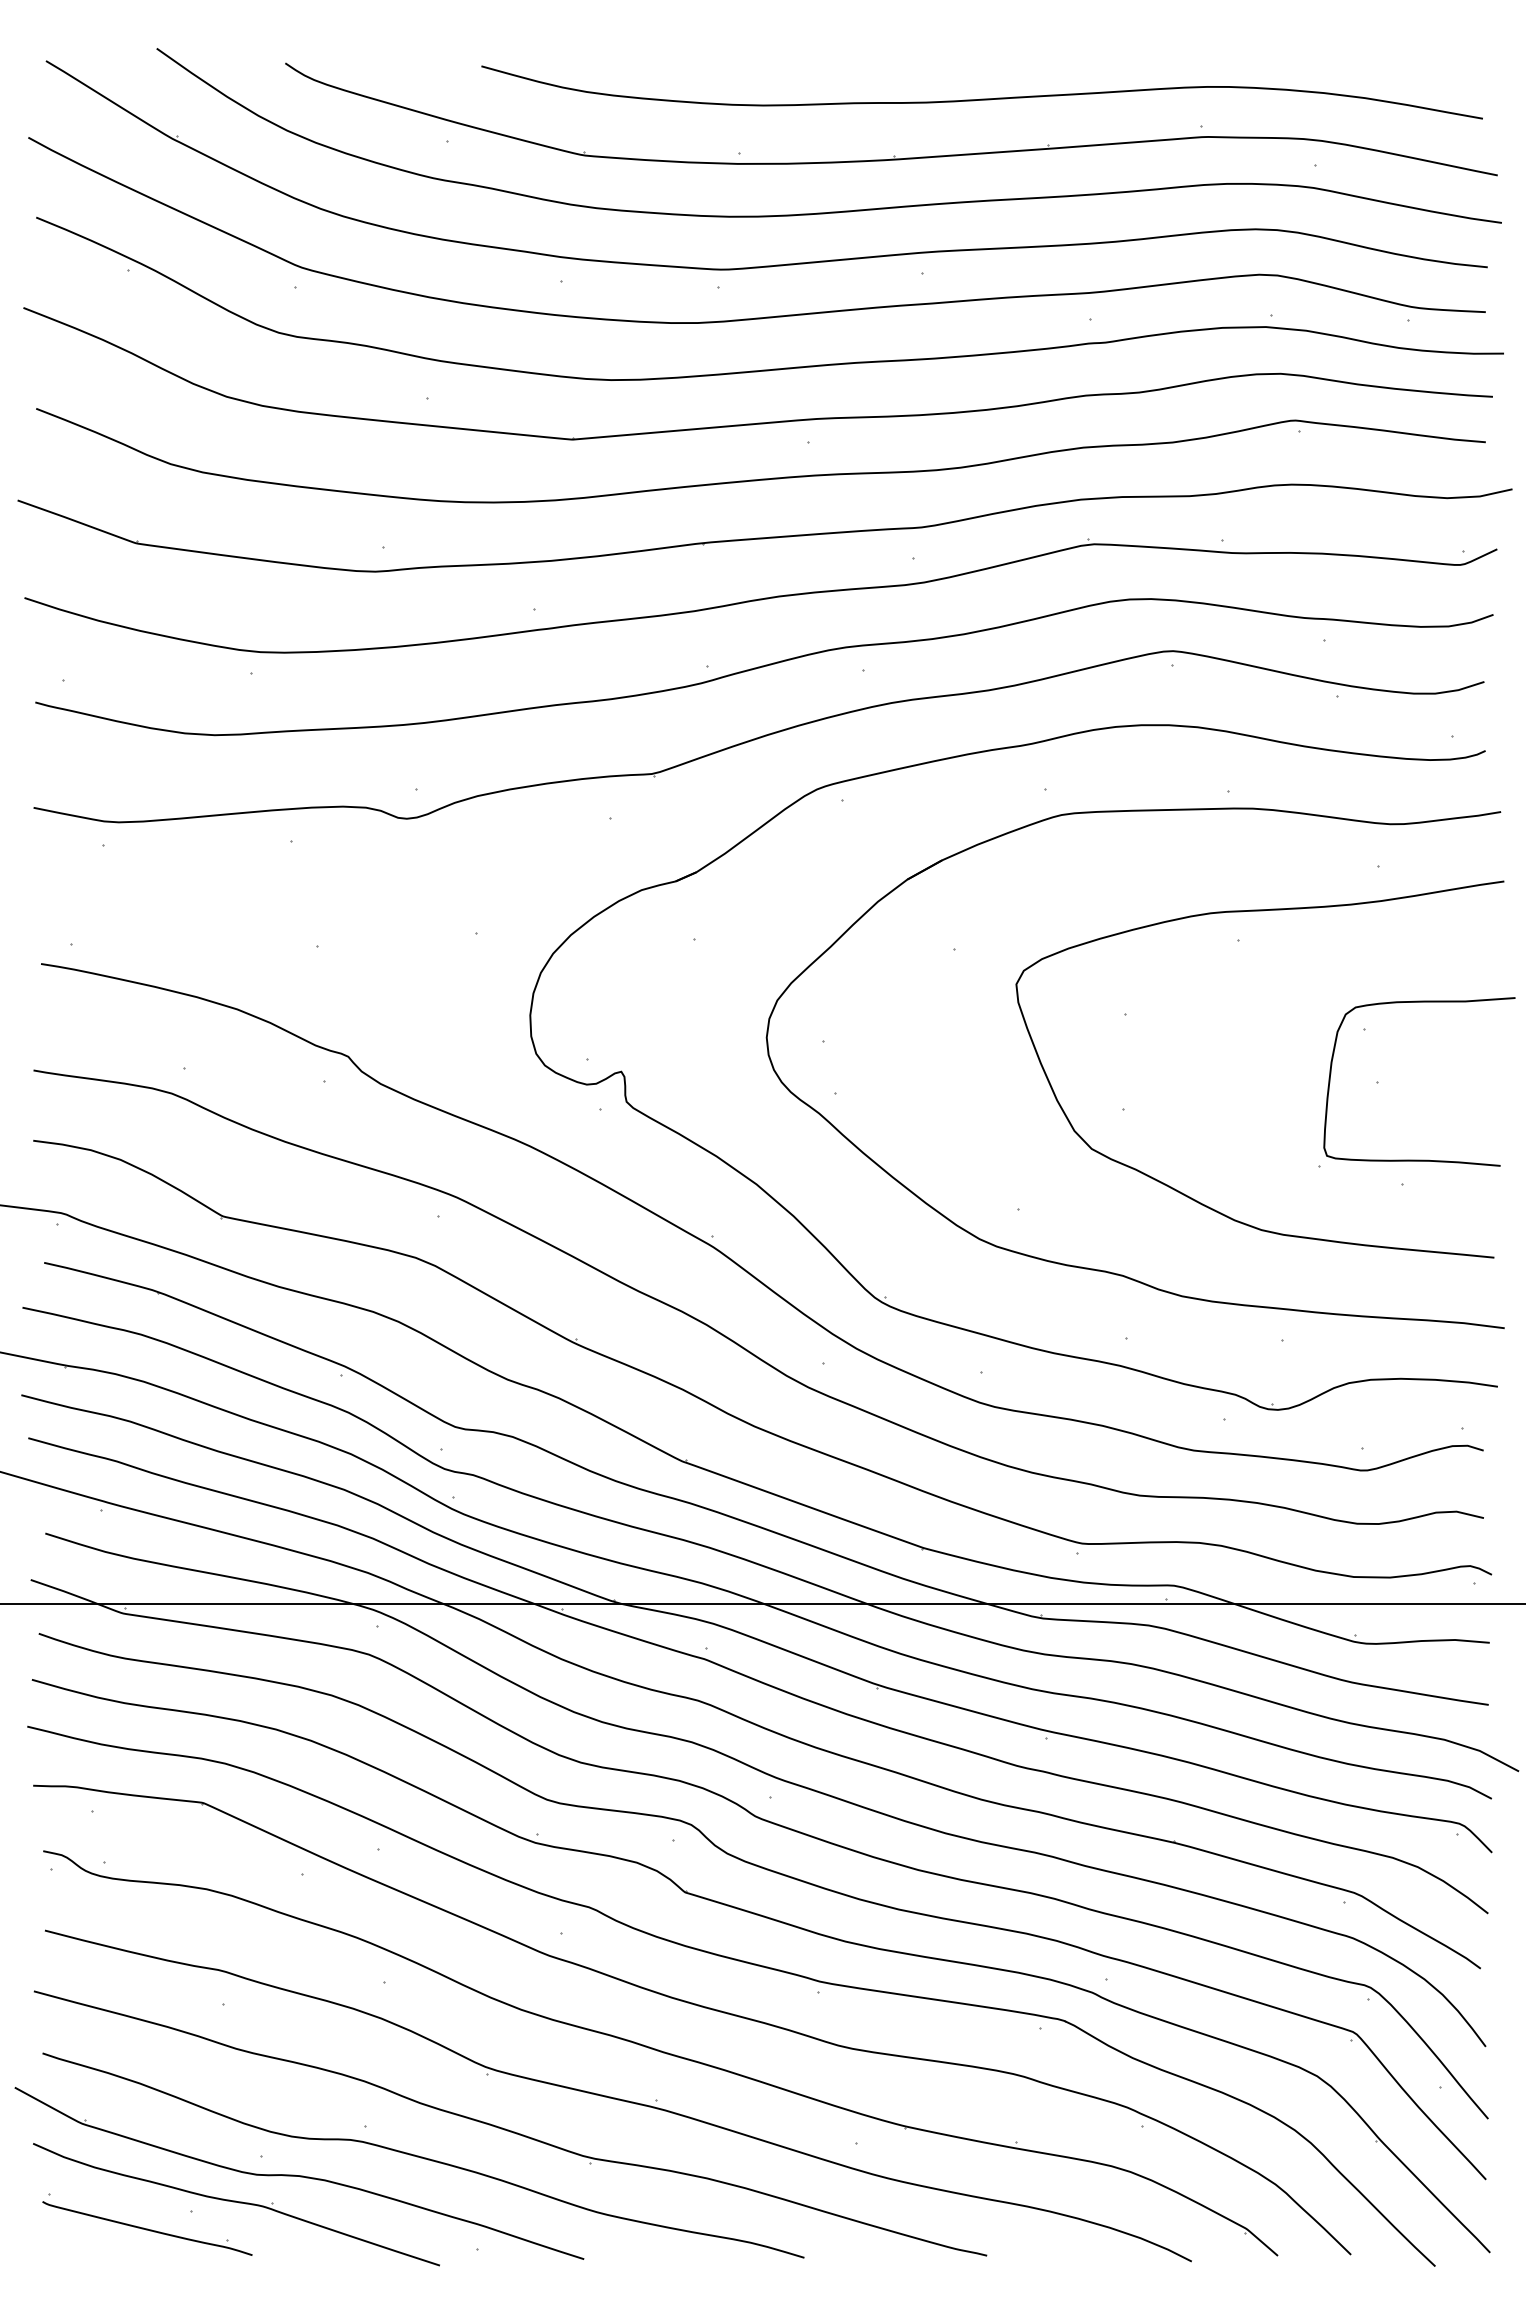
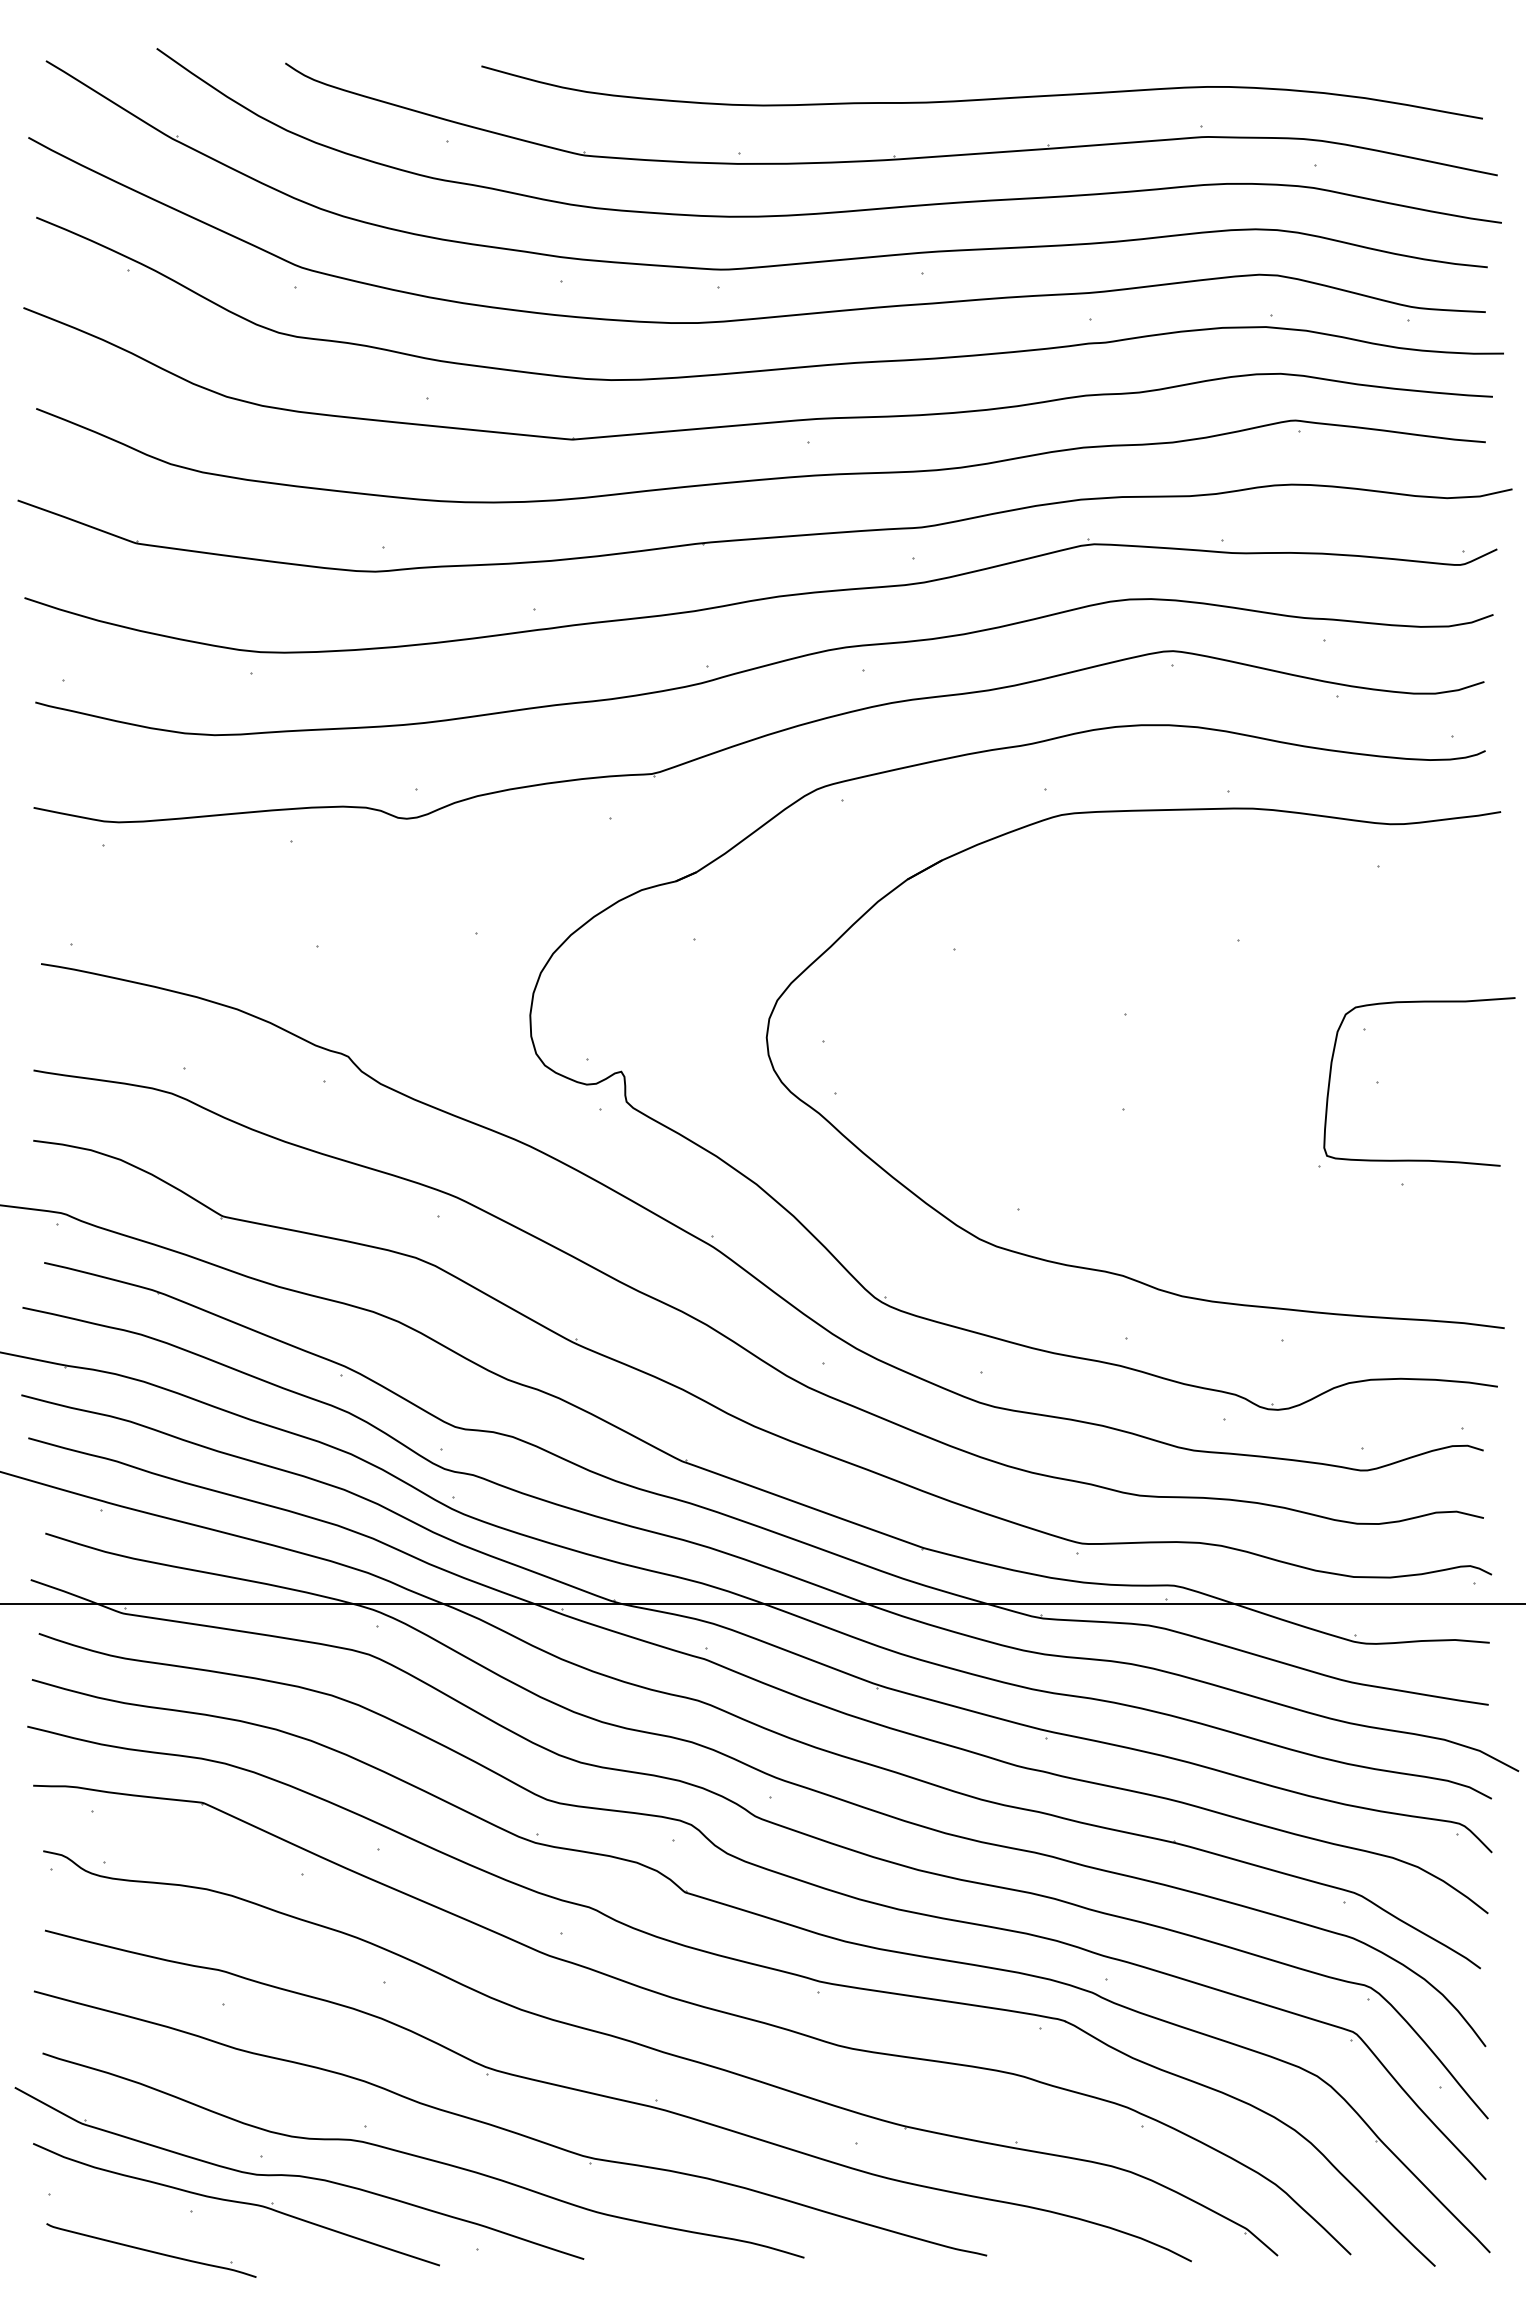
curve: present -> none (1186, 1194)
part position: (147, 2228) -> (151, 2250) (151, 2250)
